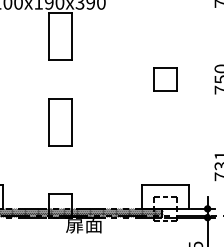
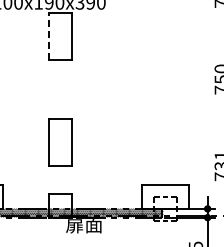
line: solid -> dashed (49, 35)
part: present -> none (165, 79)
part position: (60, 122) -> (60, 142) (60, 142)
